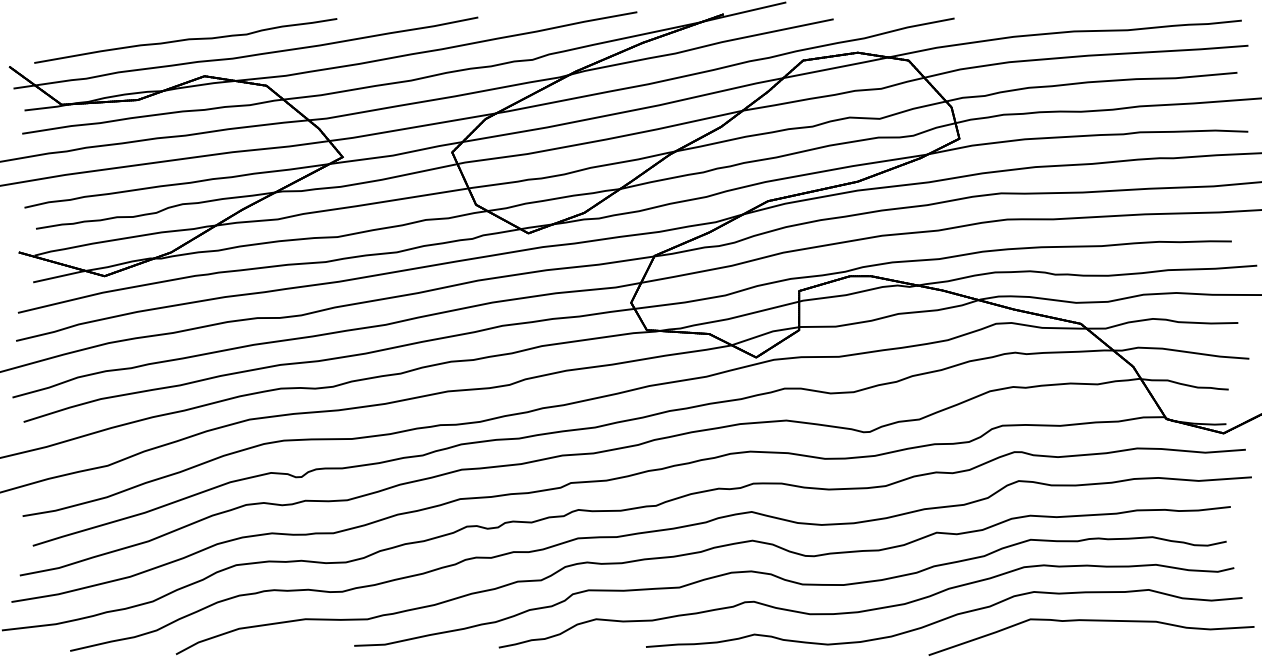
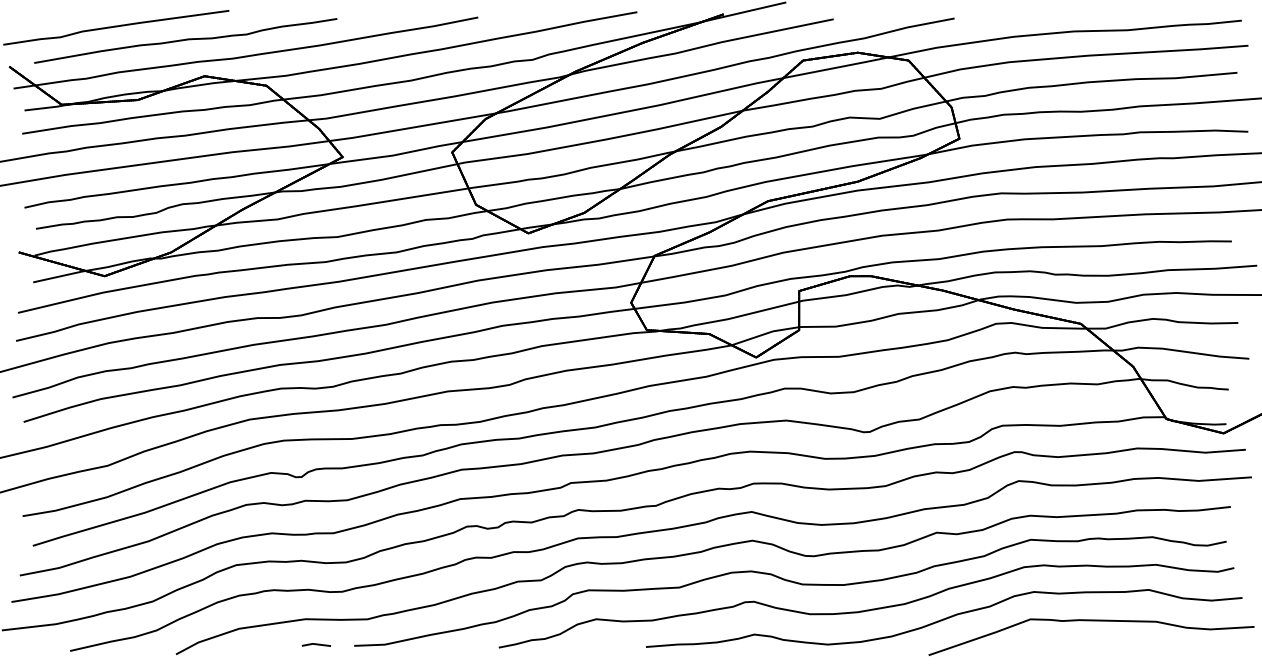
curve: none -> present (116, 27)
line: none -> present (315, 644)
